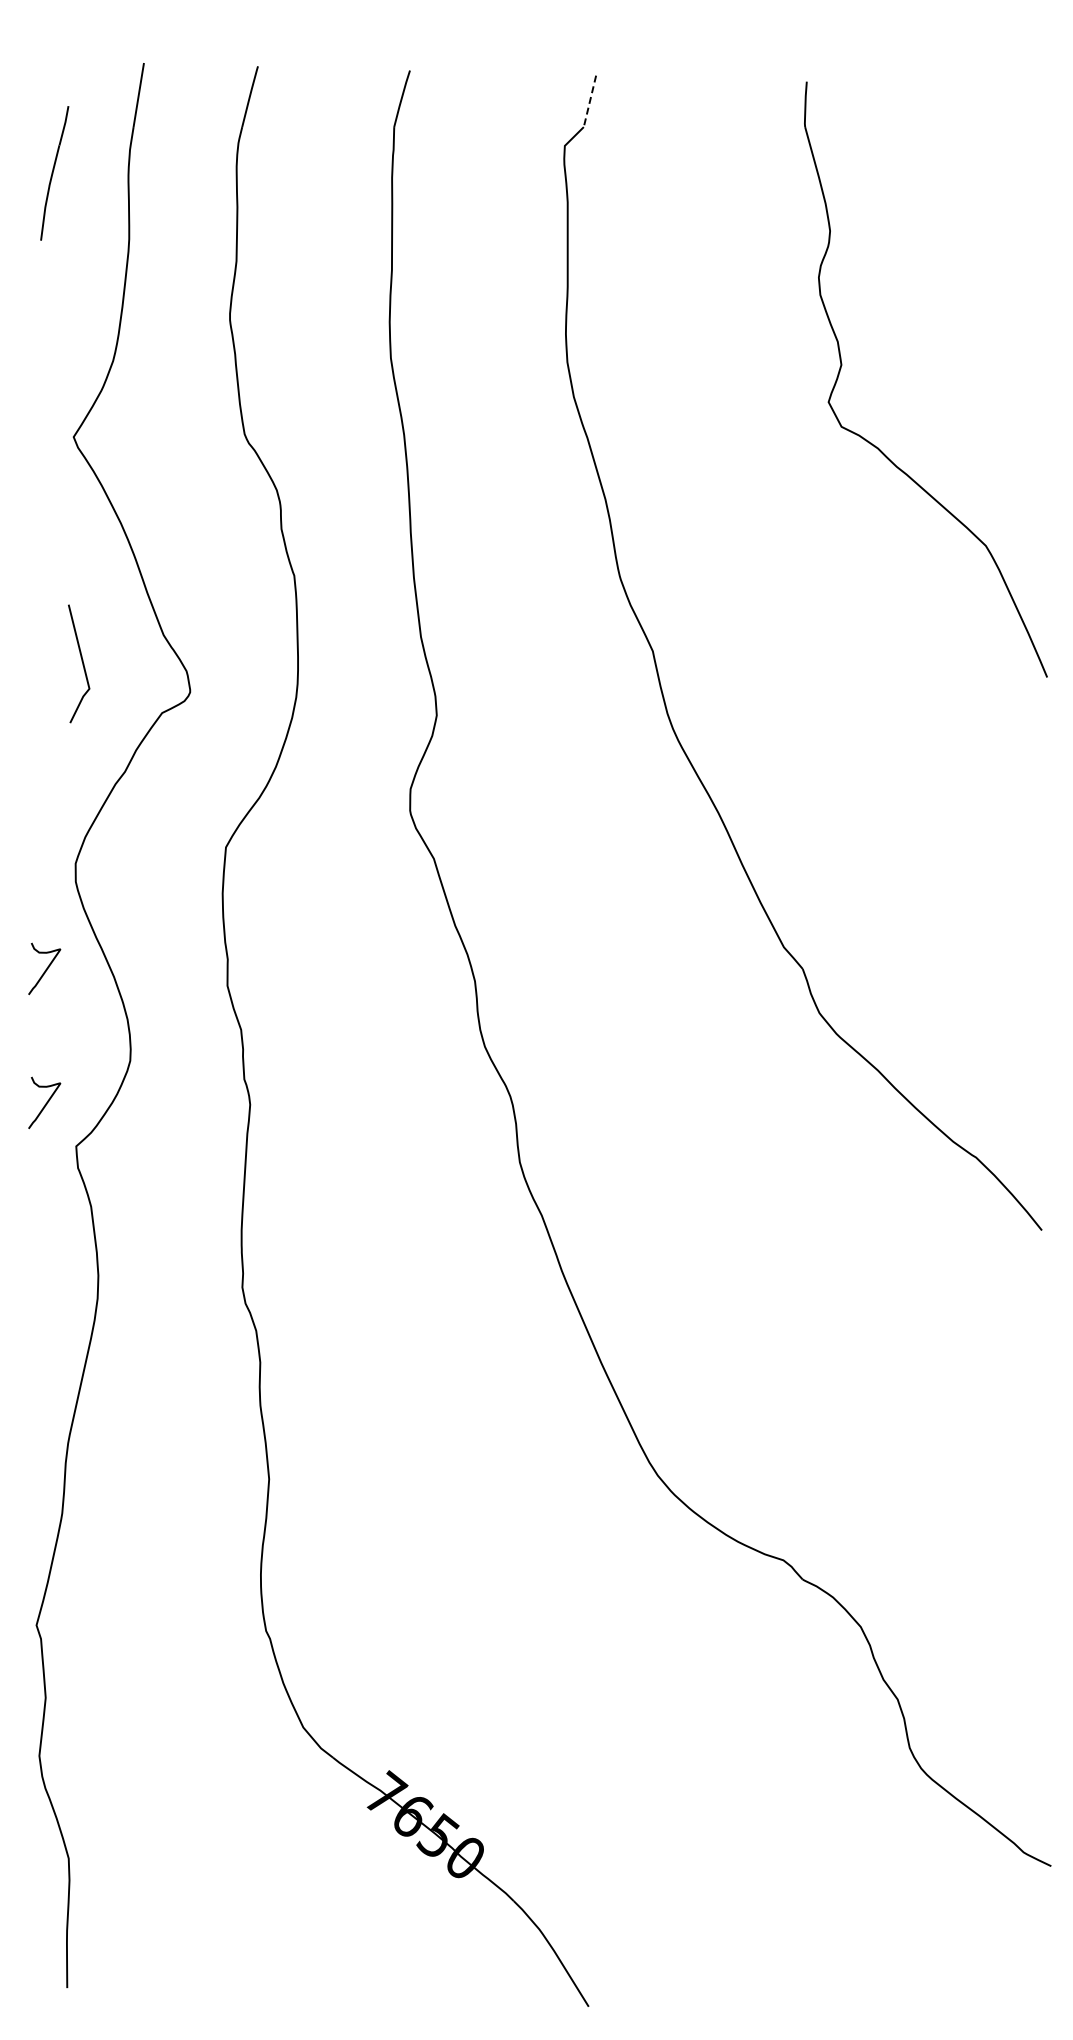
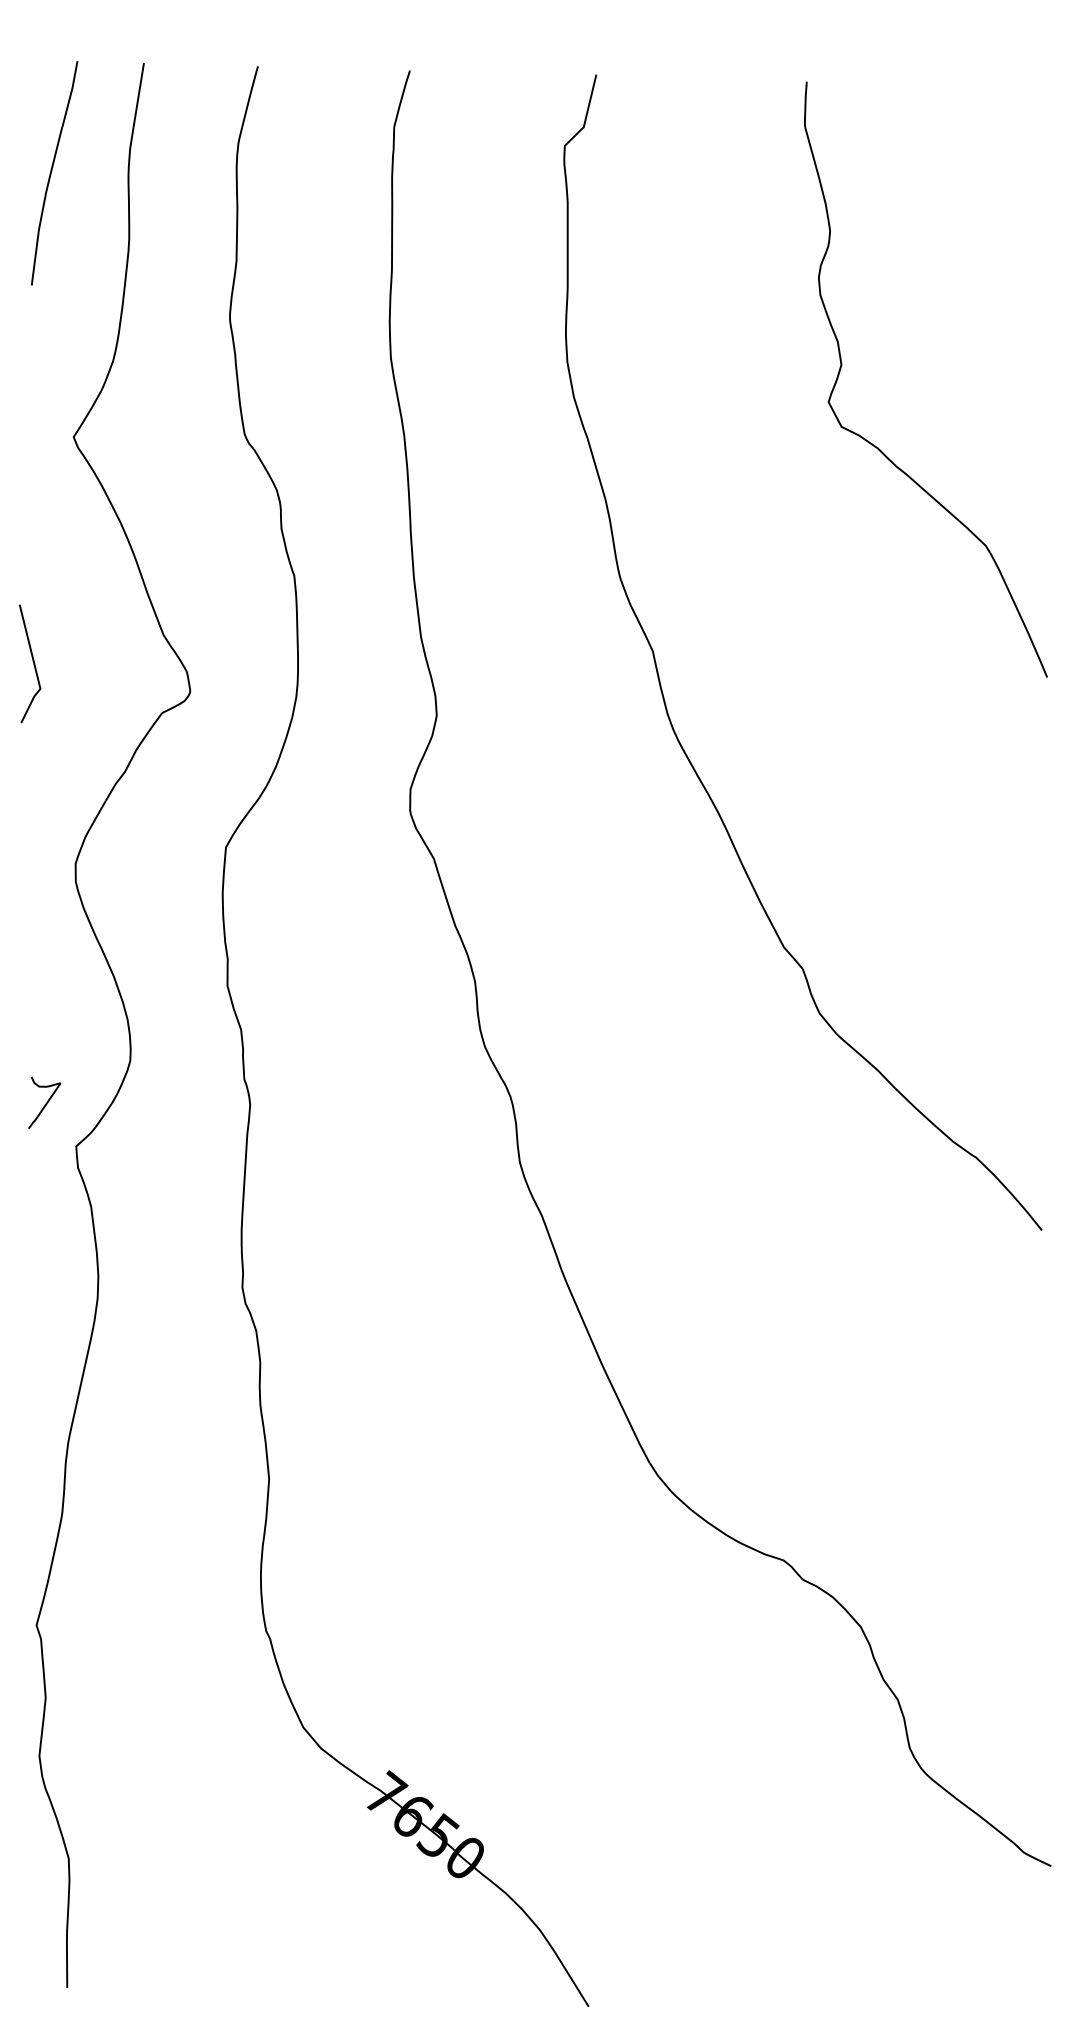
line: dashed -> solid (589, 101)
part size: 30x135 px -> 48x225 px (54, 173)
line position: (81, 661) -> (32, 661) (32, 661)
curve: present -> none (45, 969)
